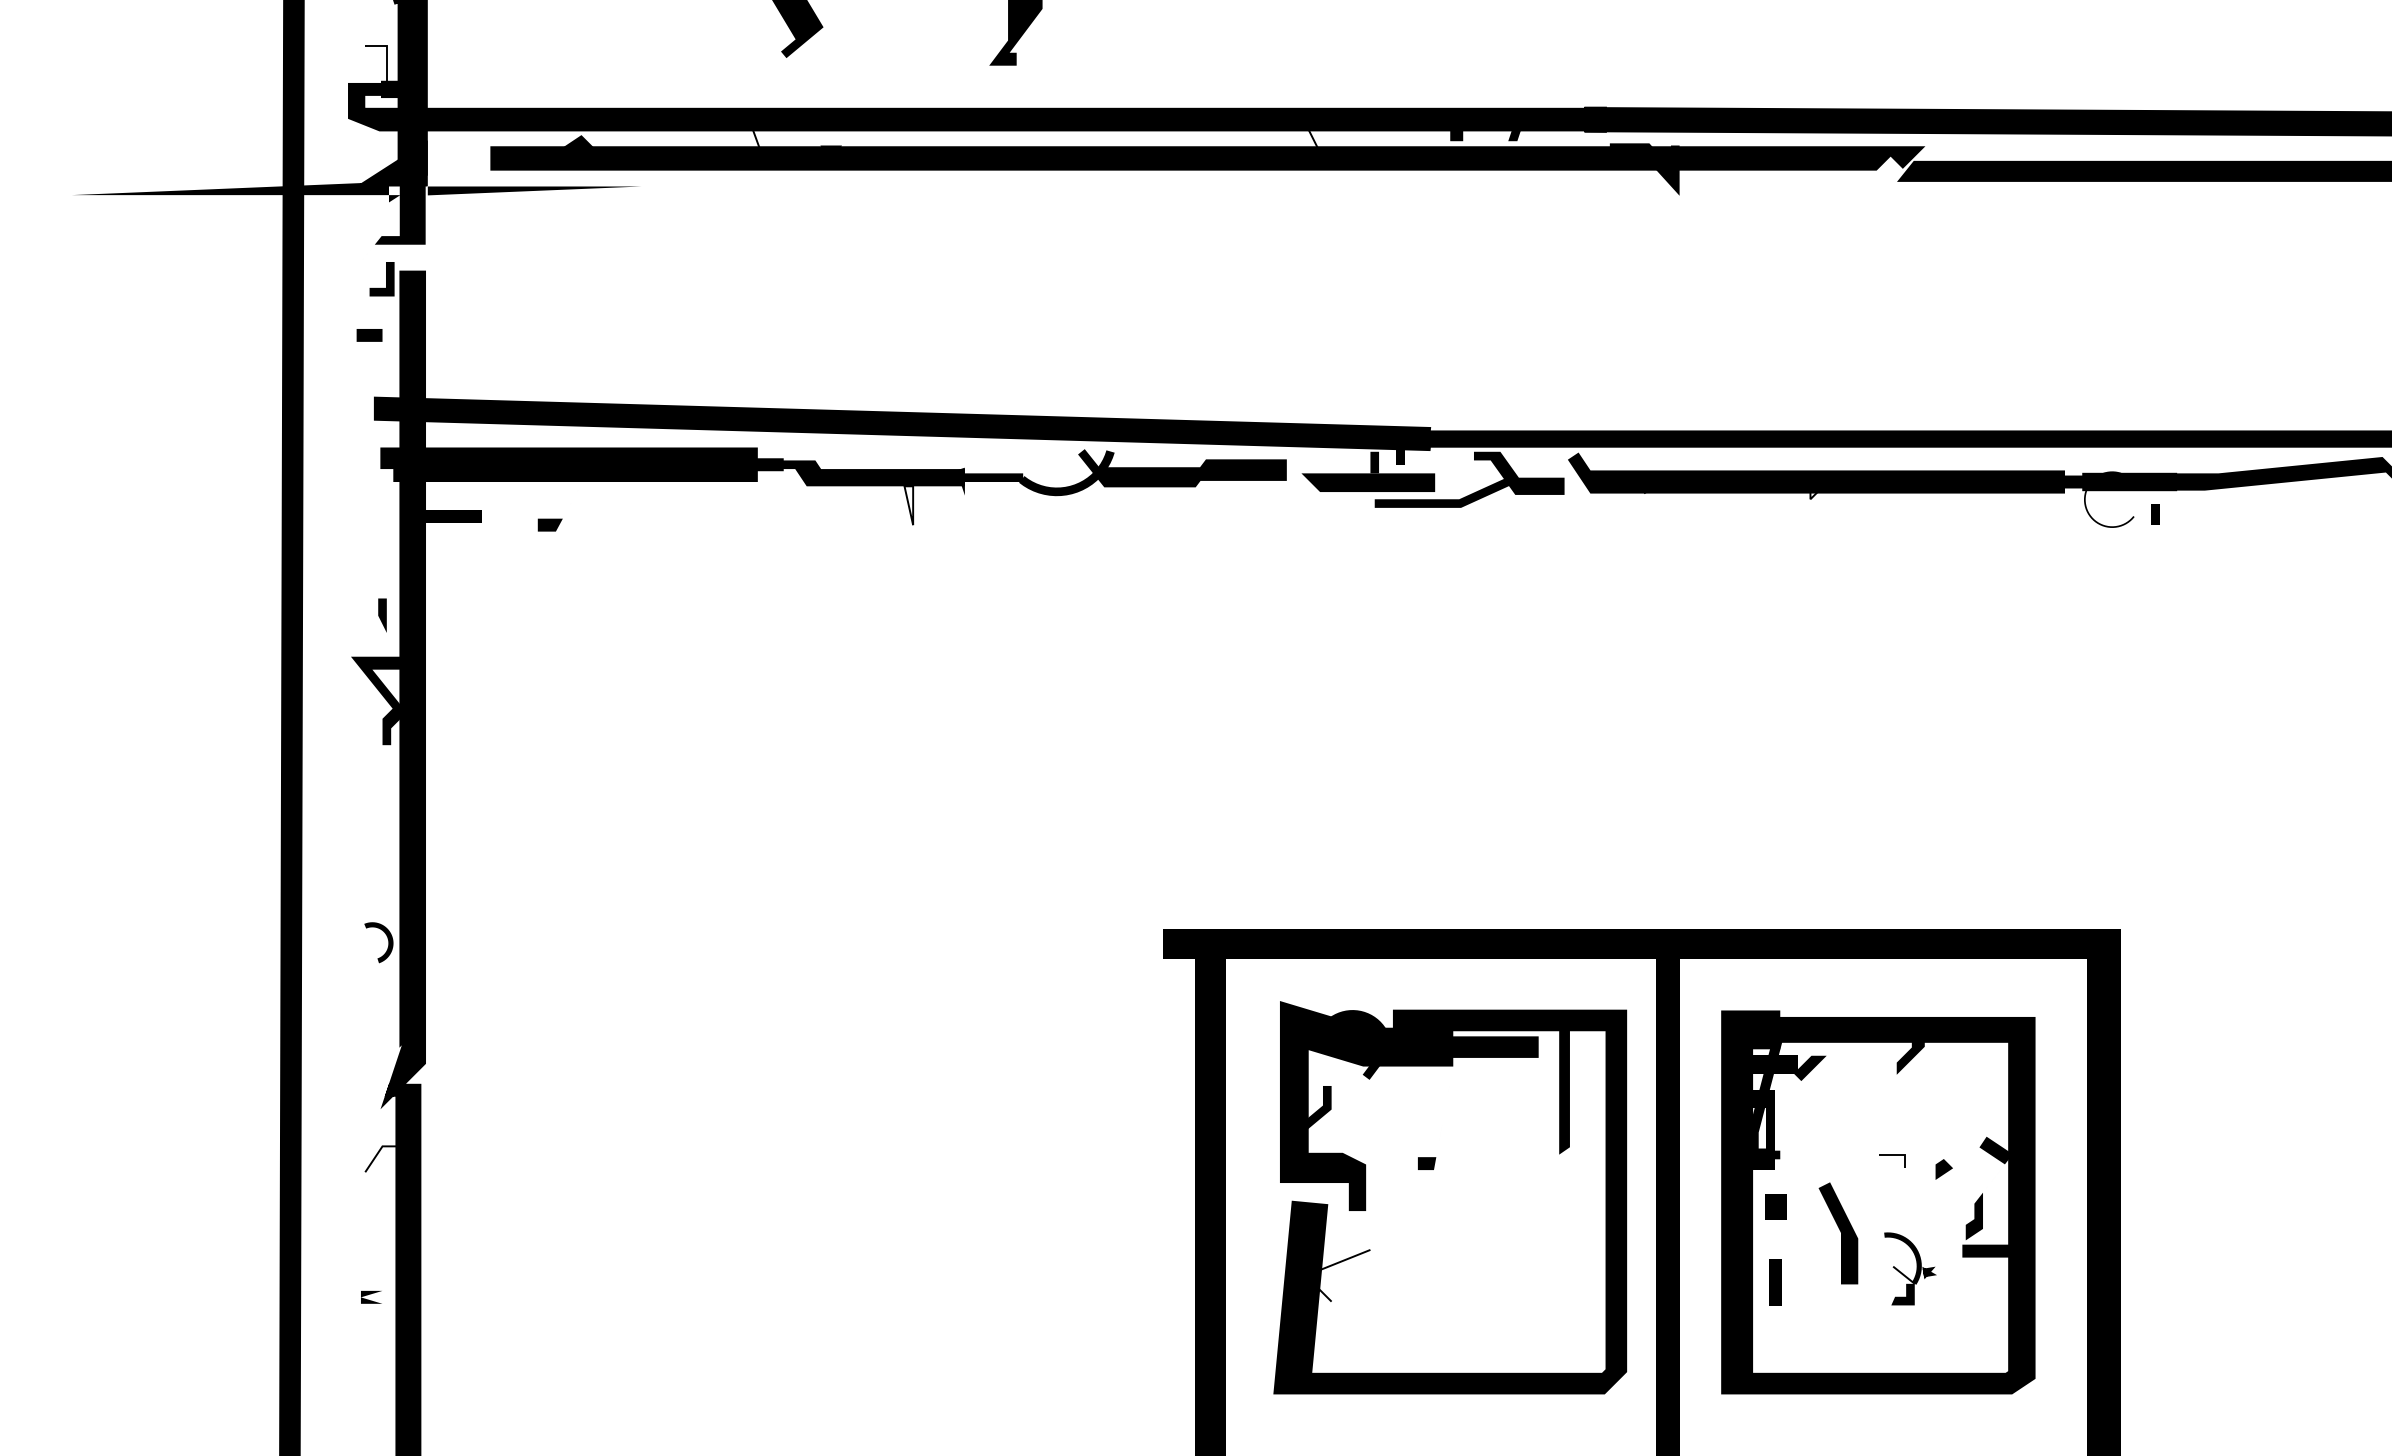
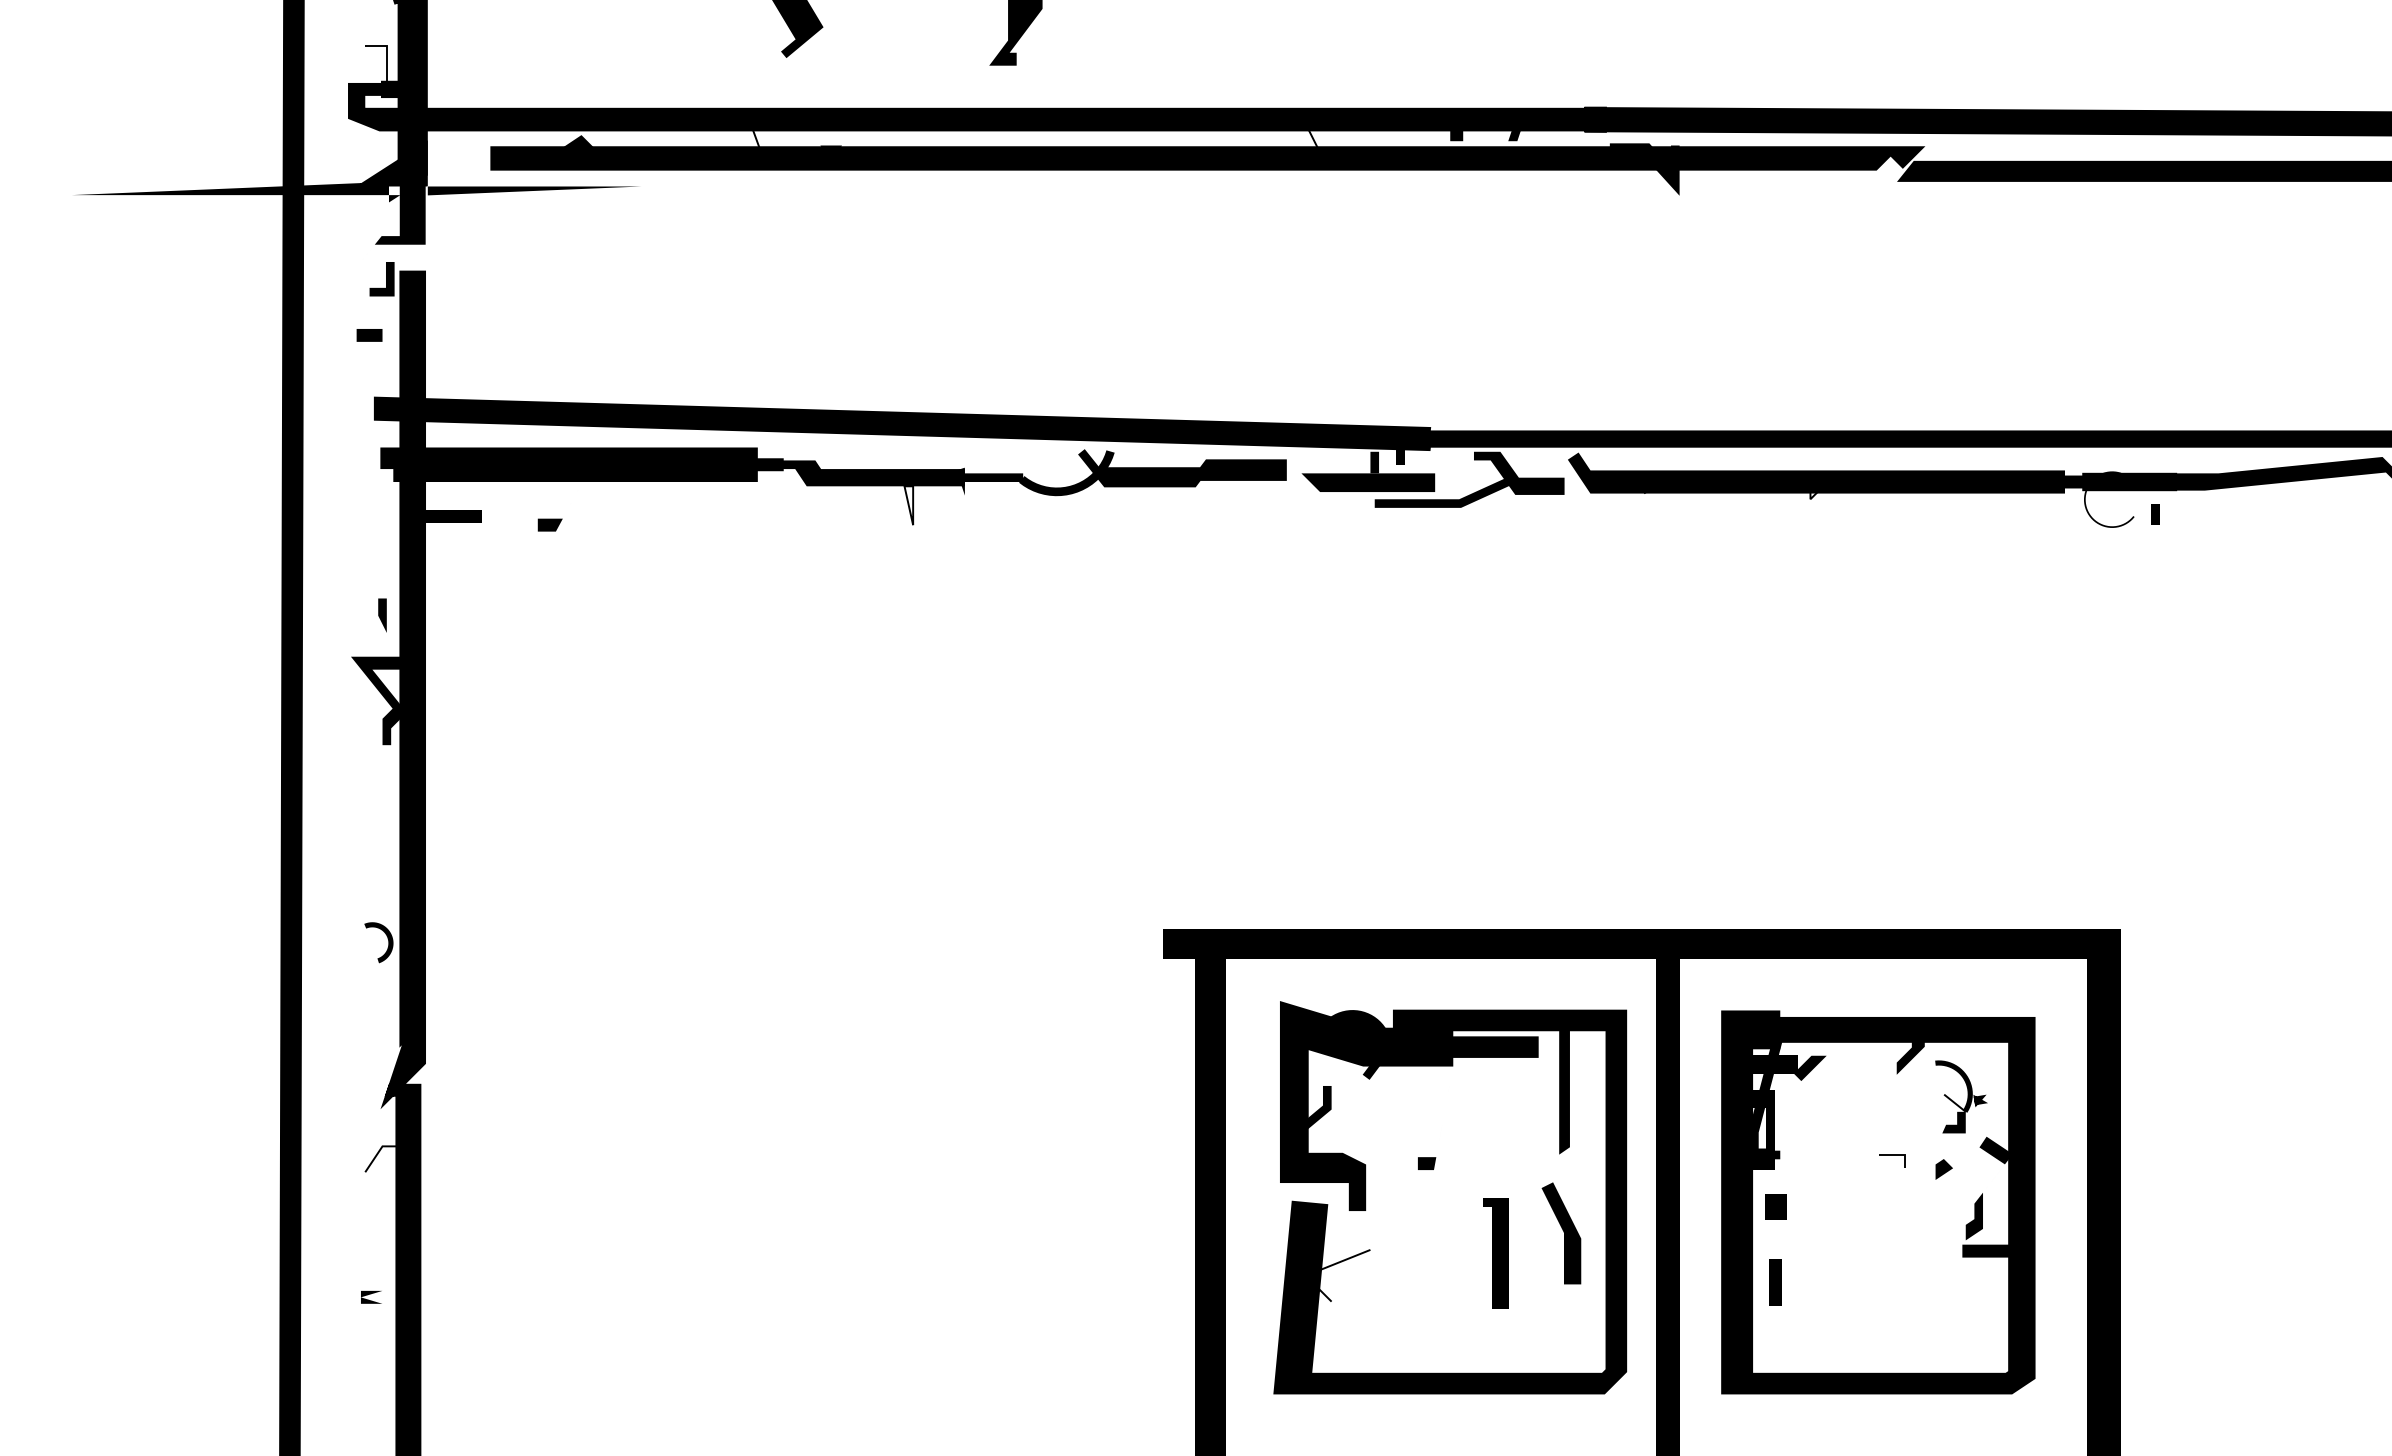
line position: (1840, 1232) -> (1563, 1232) (1563, 1232)
line: none -> present (1495, 1253)
part position: (1910, 1268) -> (1961, 1096) (1961, 1096)
